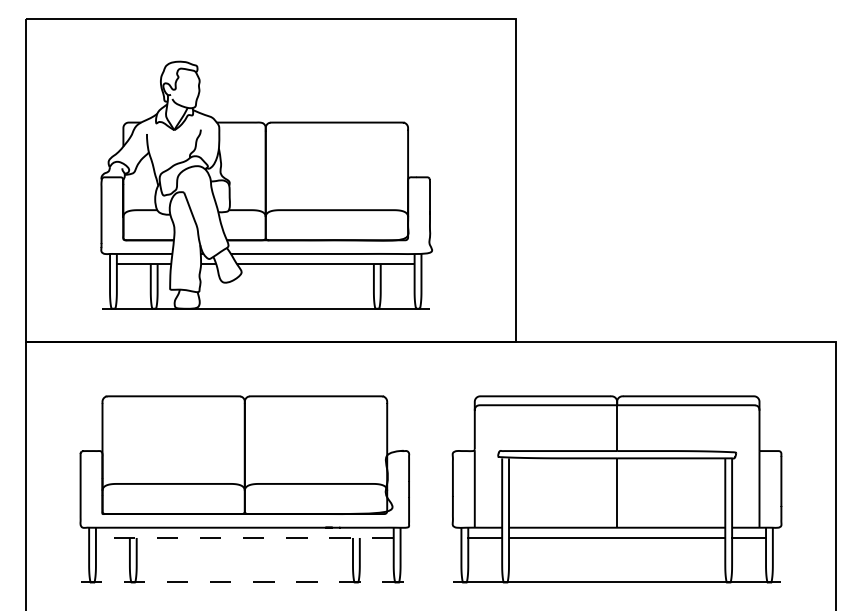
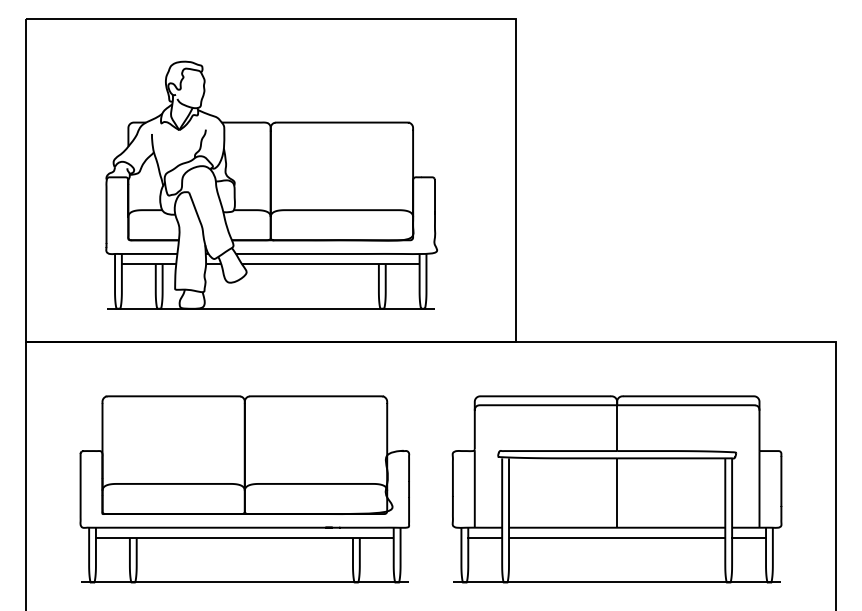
part position: (266, 184) -> (271, 184) (271, 184)
line: dashed -> solid (243, 537)
line: dashed -> solid (245, 582)
